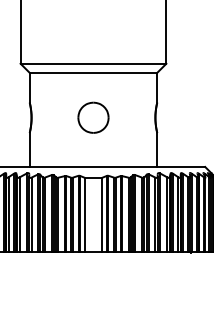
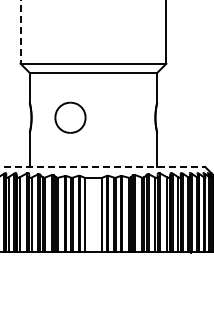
line: solid -> dashed (20, 32)
part position: (93, 117) -> (70, 117) (70, 117)
line: solid -> dashed (103, 167)
